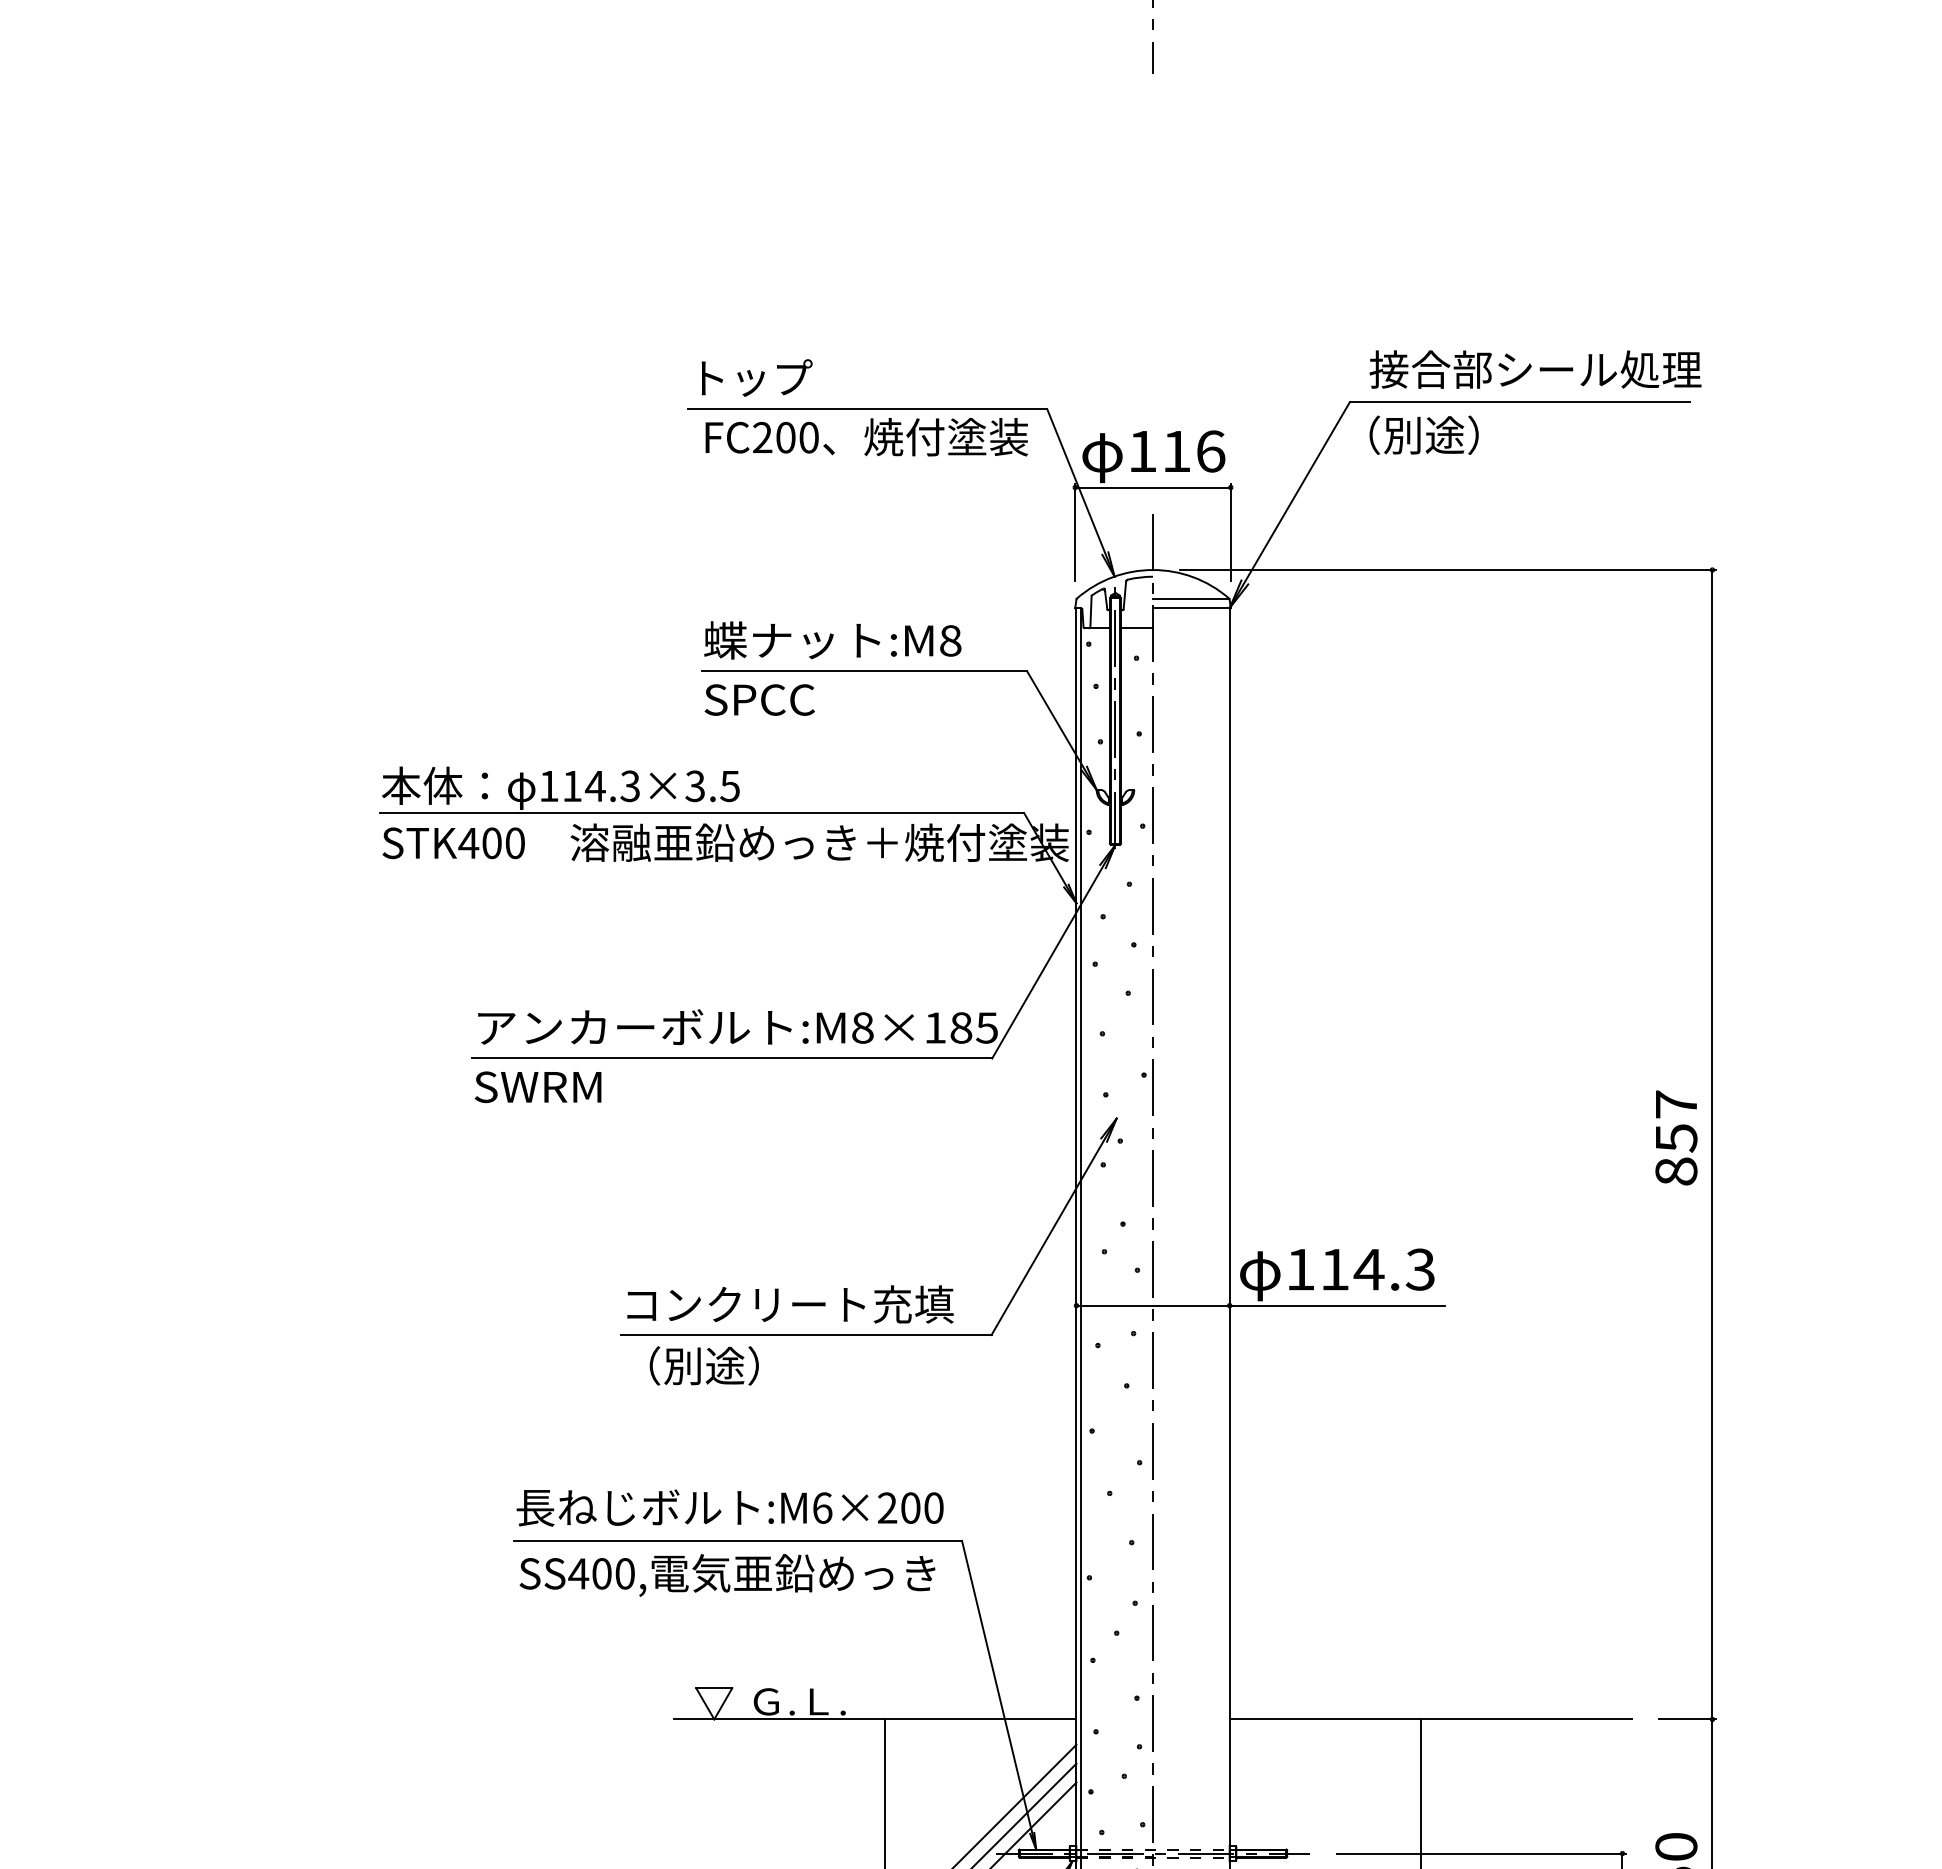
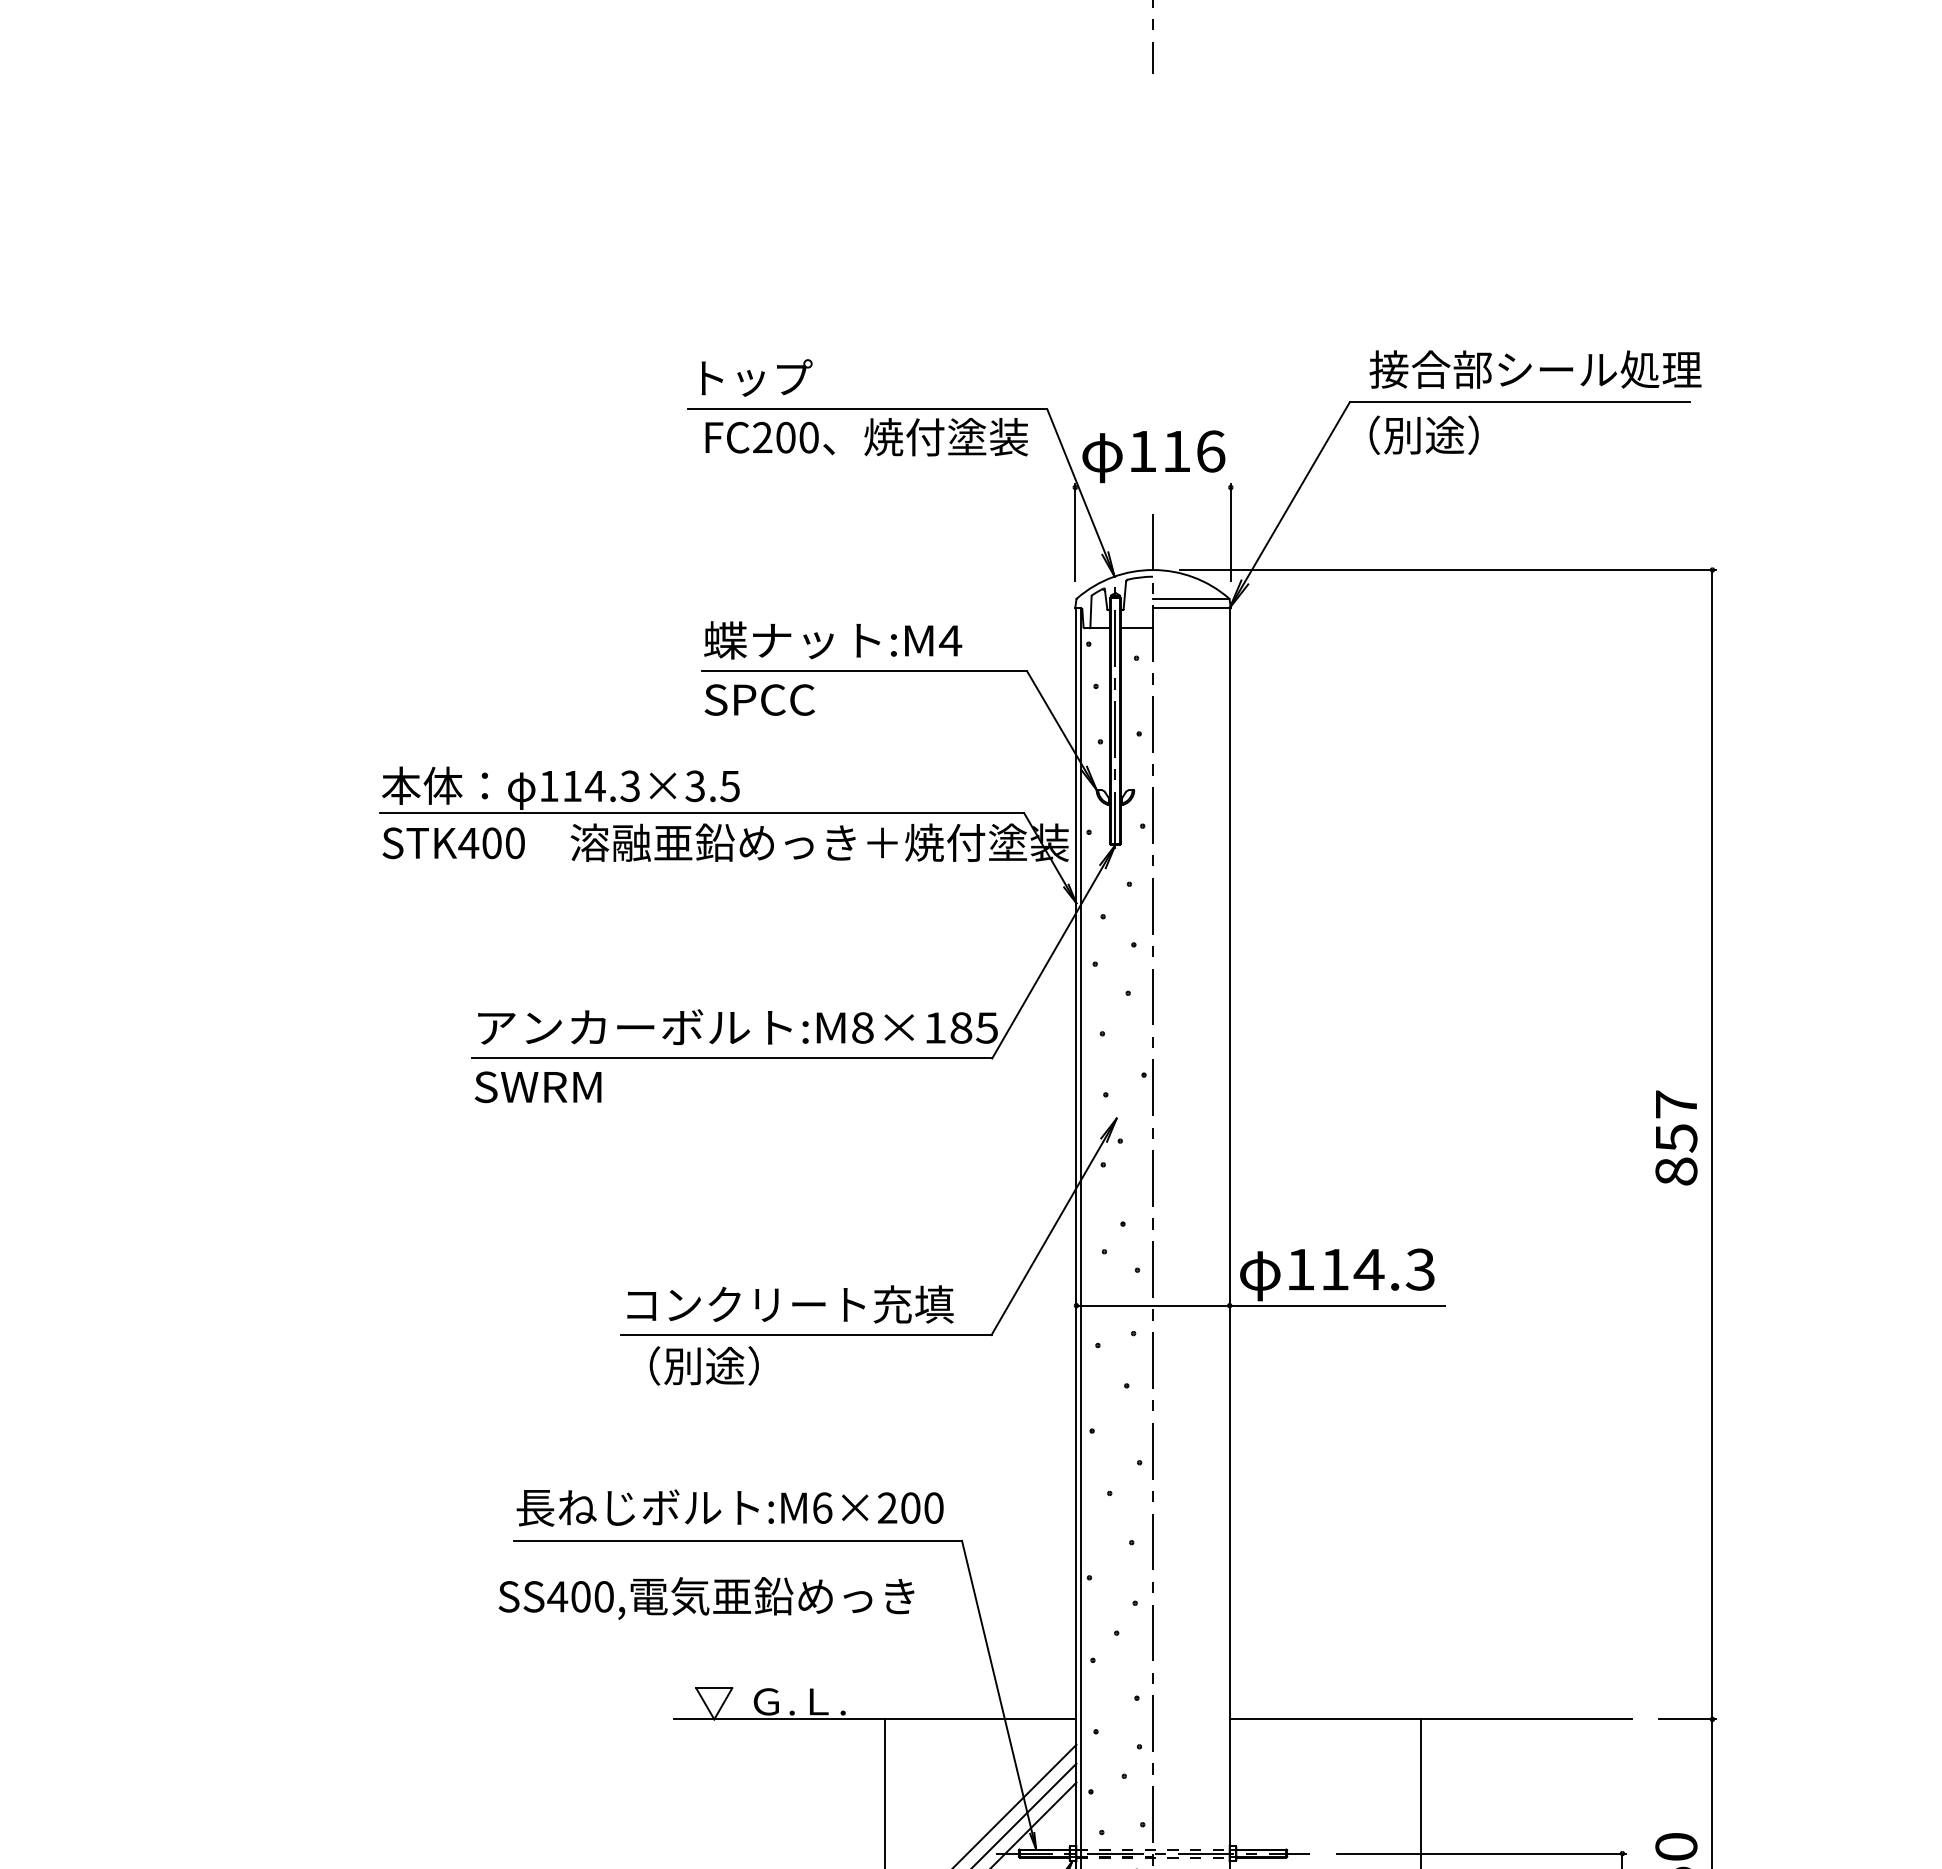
line: present -> none (1152, 487)
text: :M8 -> :M4 (950, 640)
text position: (727, 1575) -> (706, 1598) (706, 1598)
